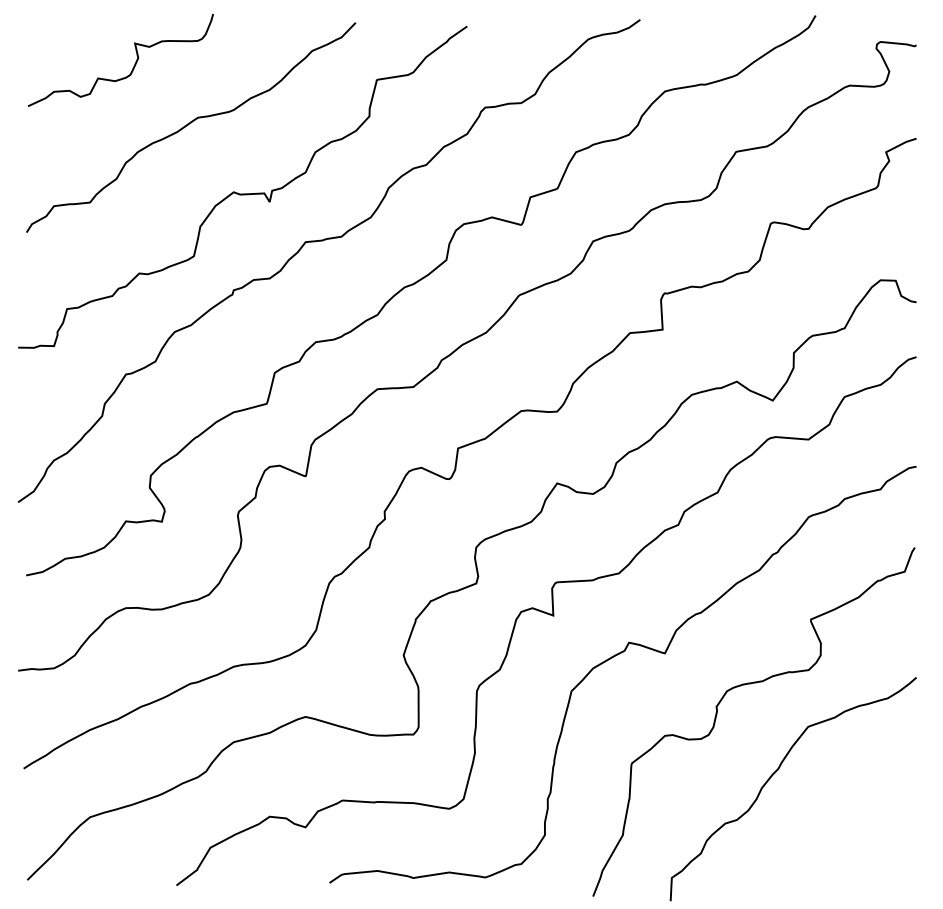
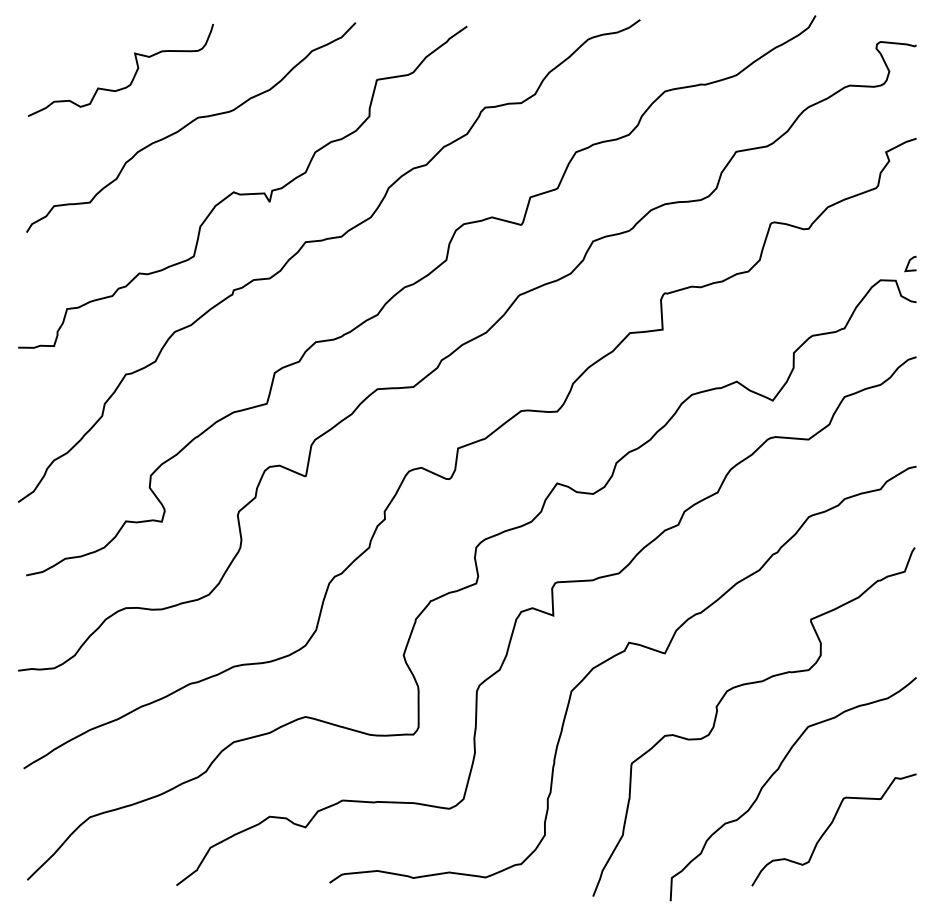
curve position: (134, 63) -> (134, 73) (134, 73)
line: none -> present (909, 263)
curve: none -> present (830, 826)
